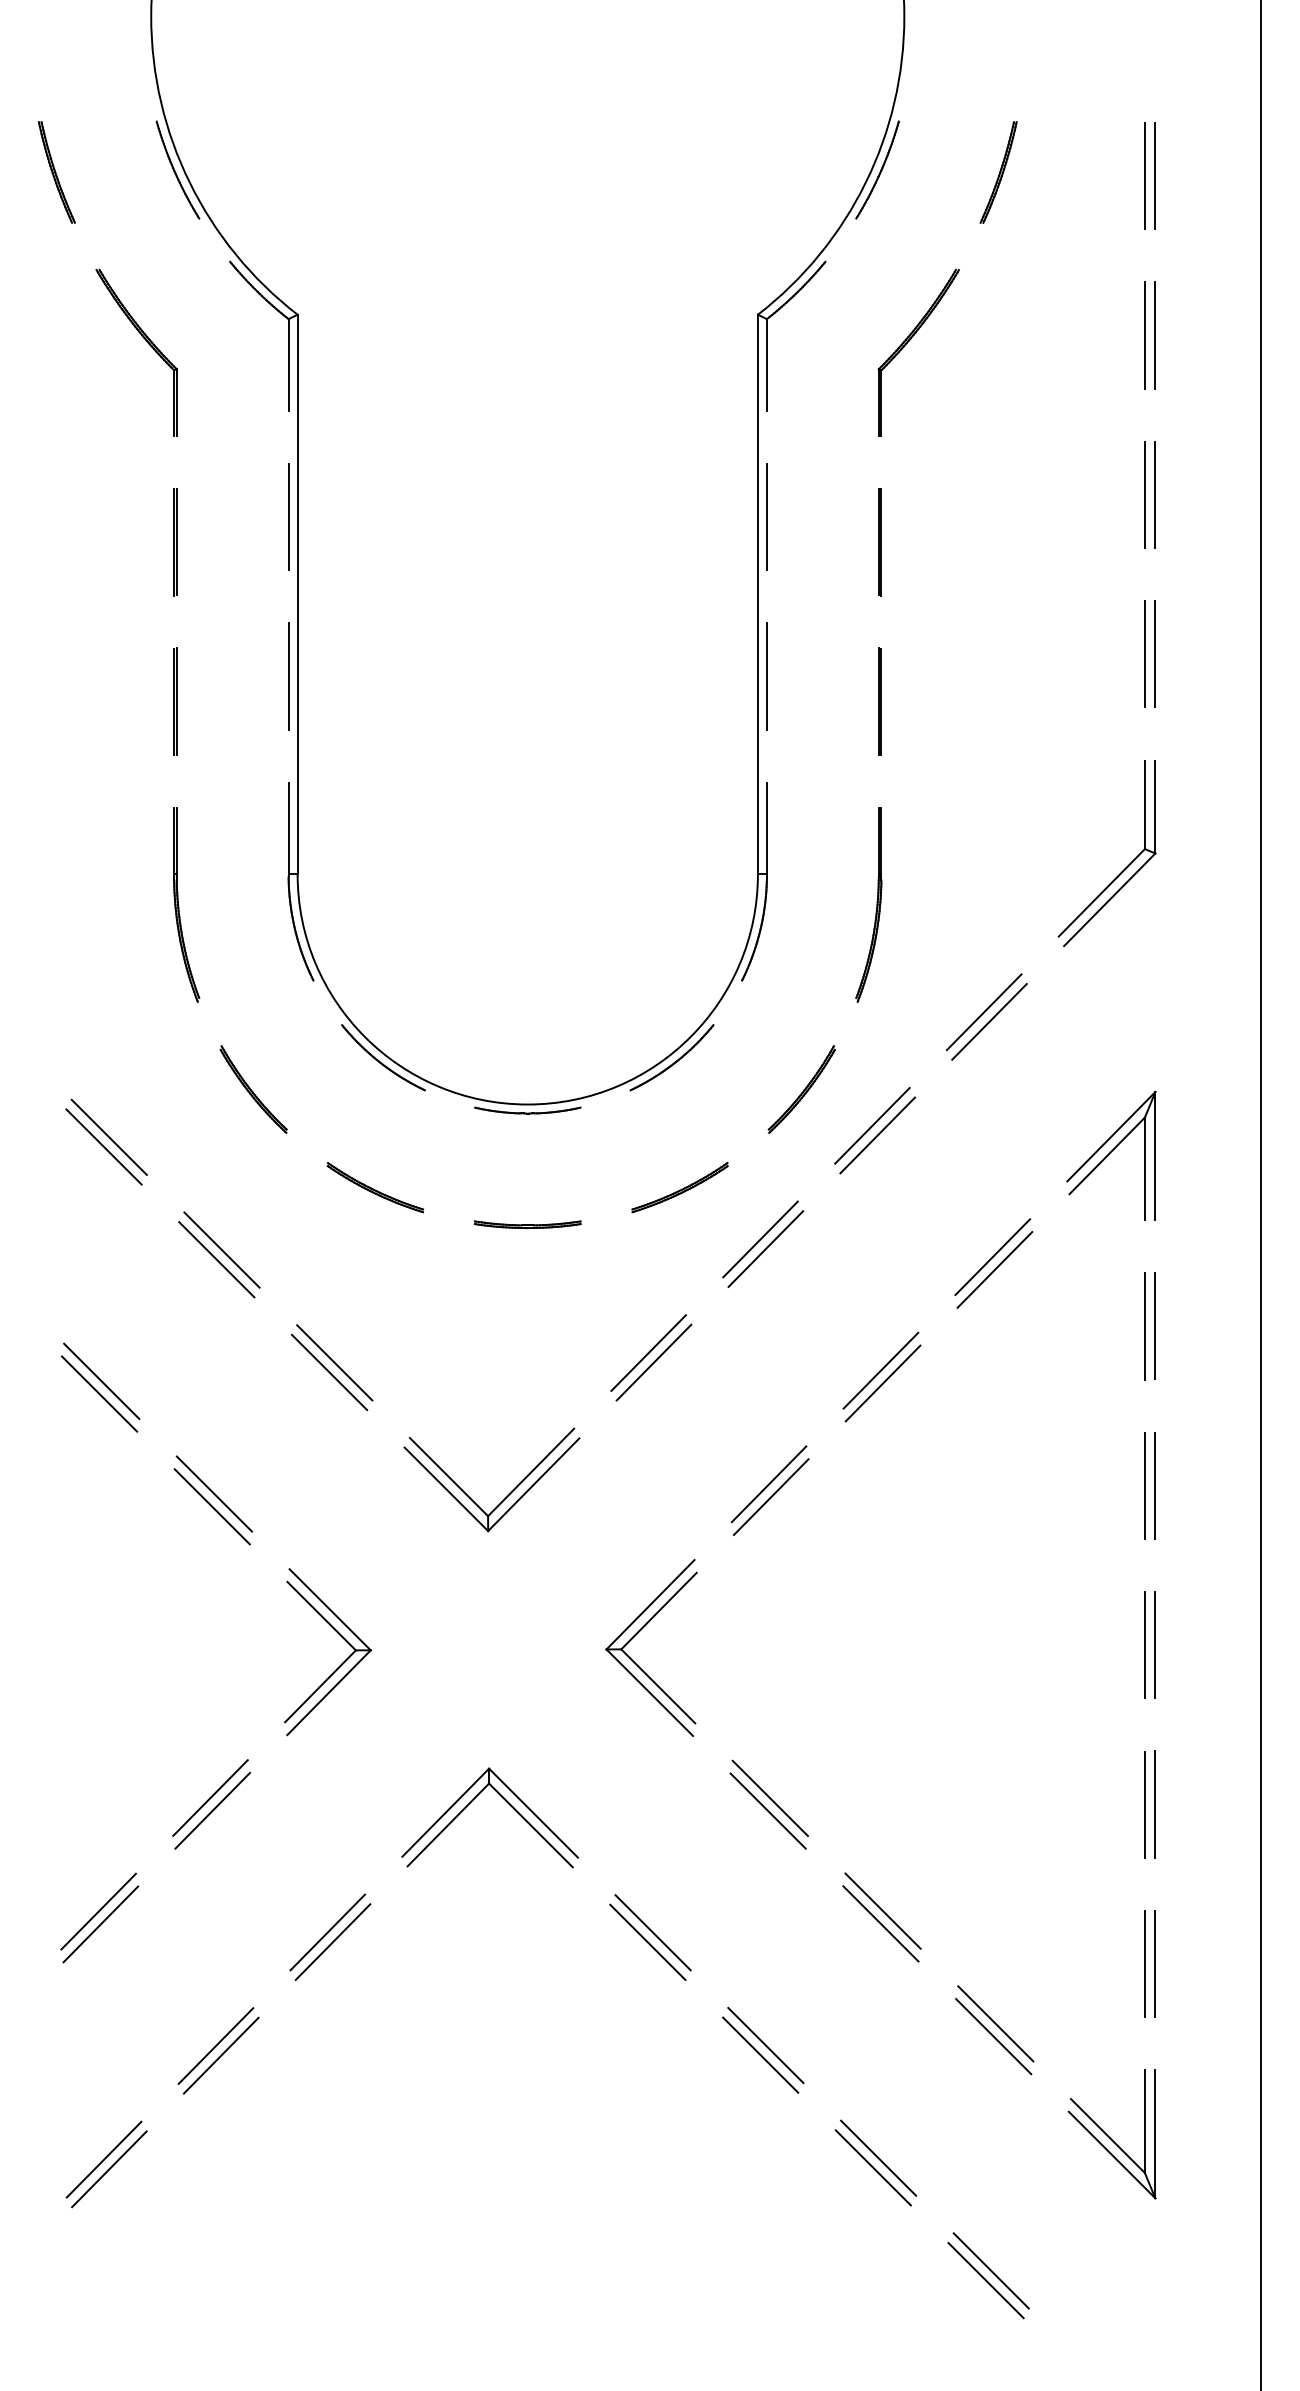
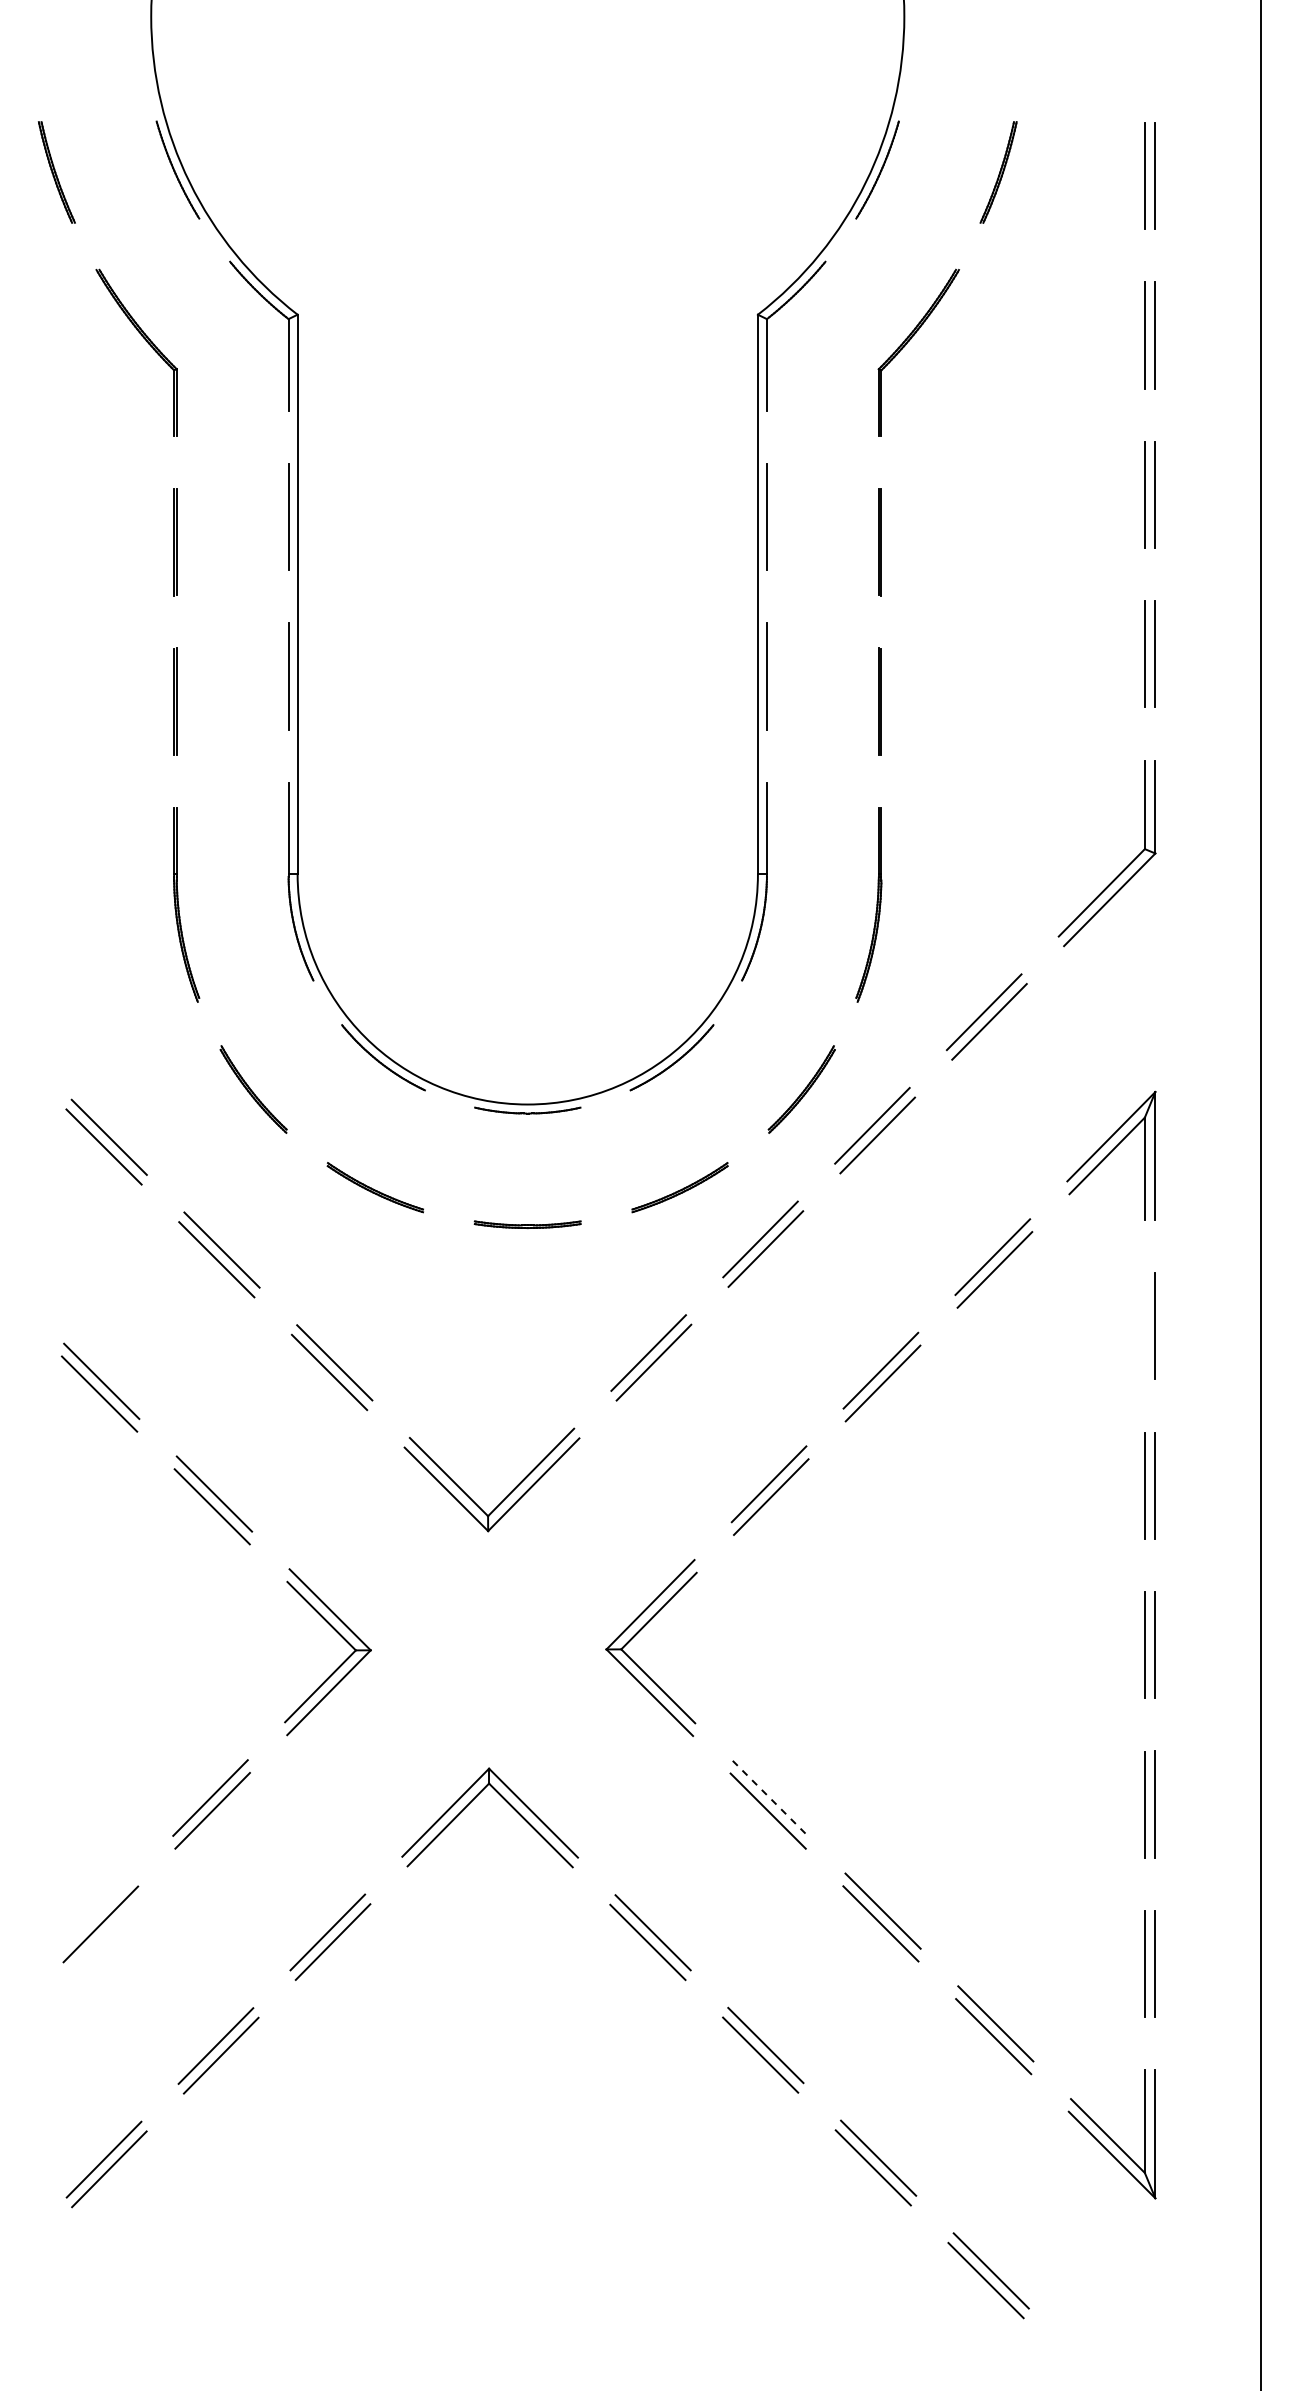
line: present -> none (1144, 1326)
line: solid -> dashed (770, 1798)
line: present -> none (98, 1911)
